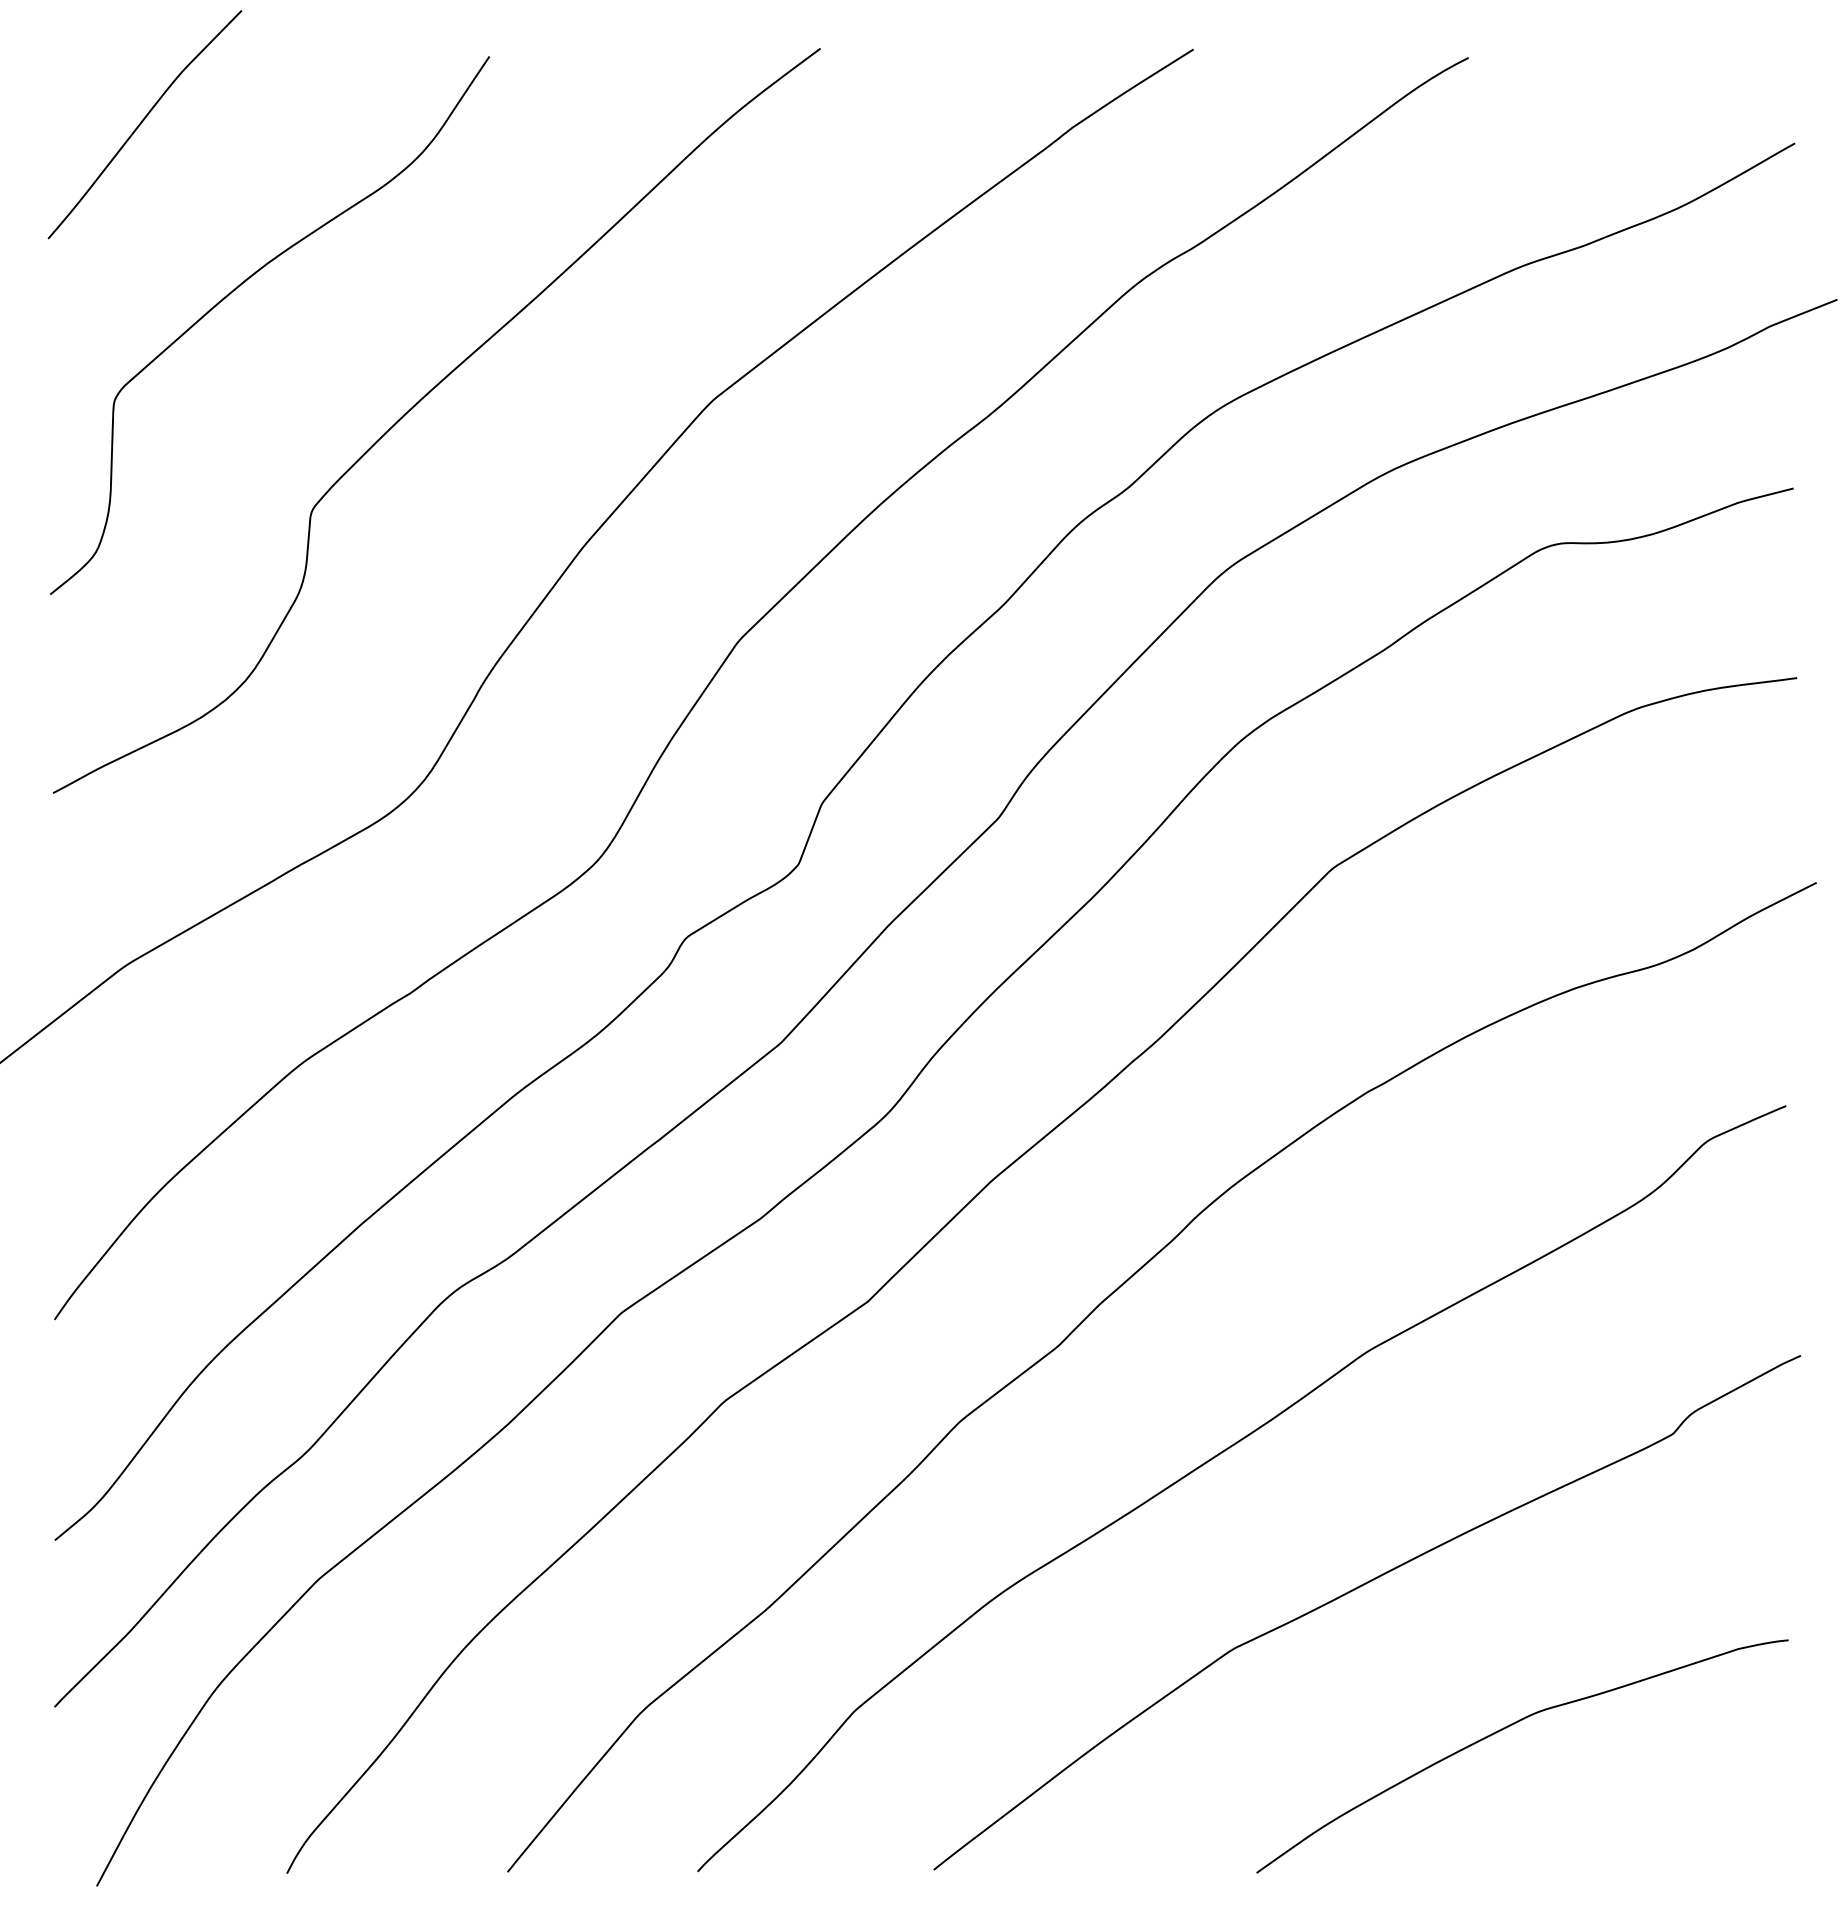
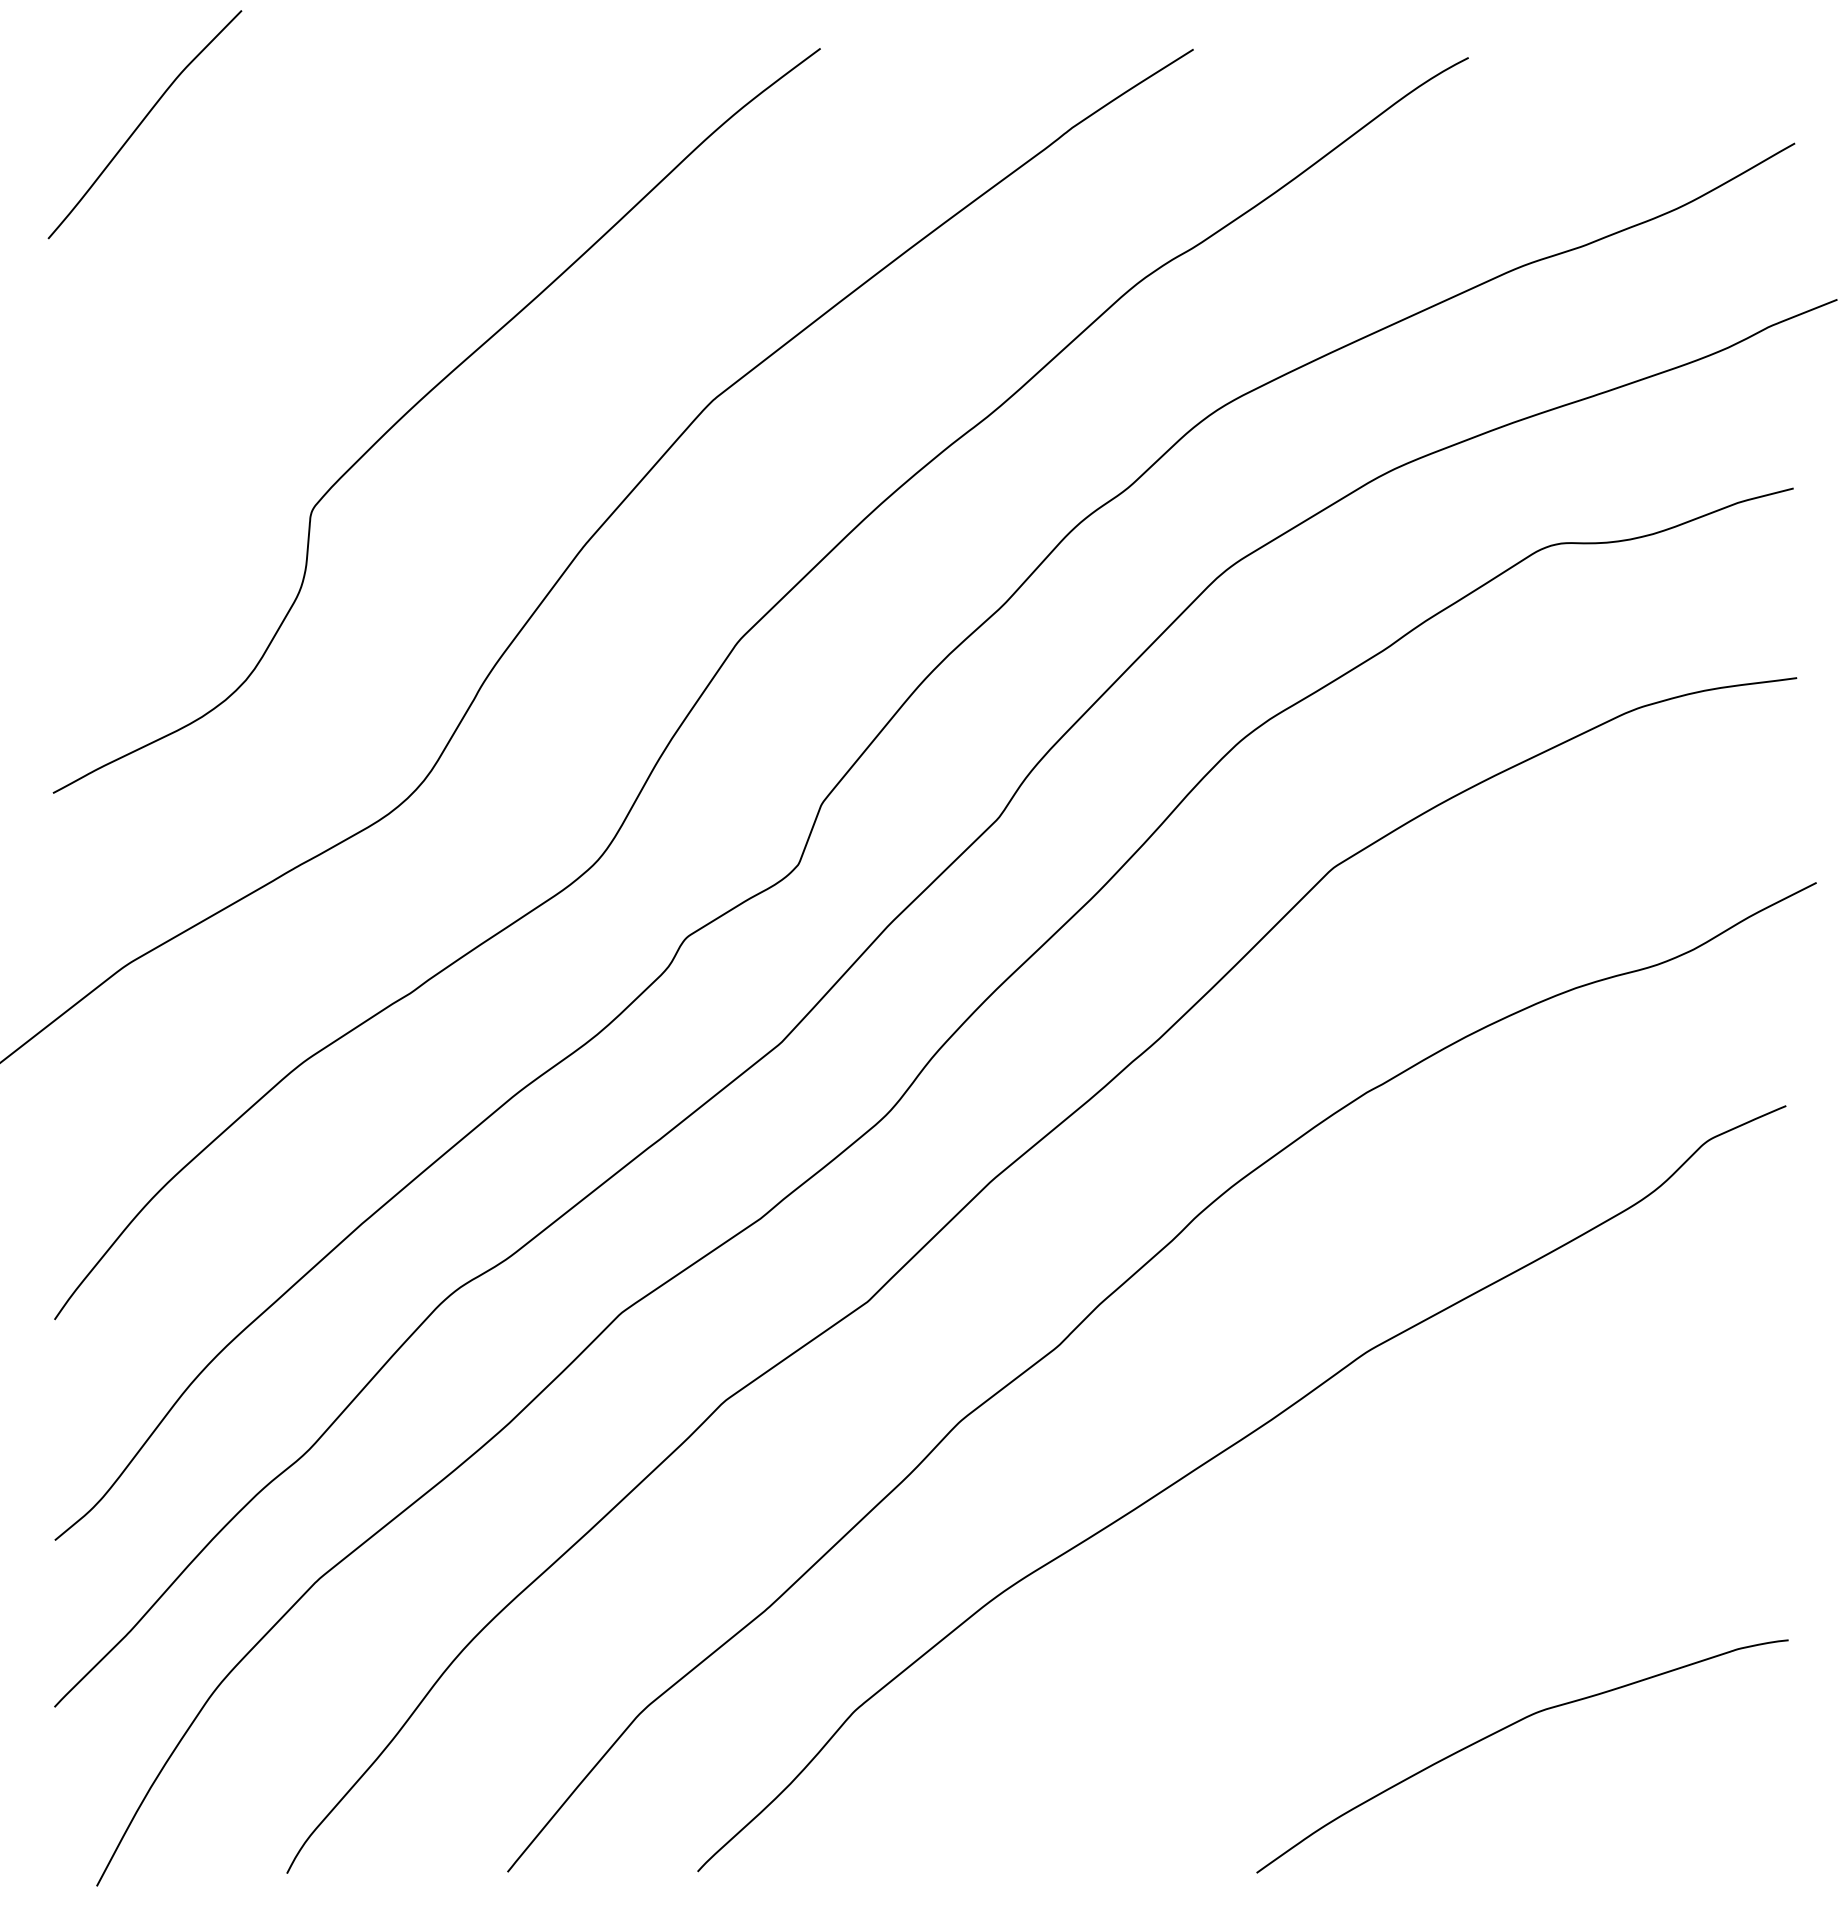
curve: present -> none (240, 286)
curve: present -> none (1354, 1590)
